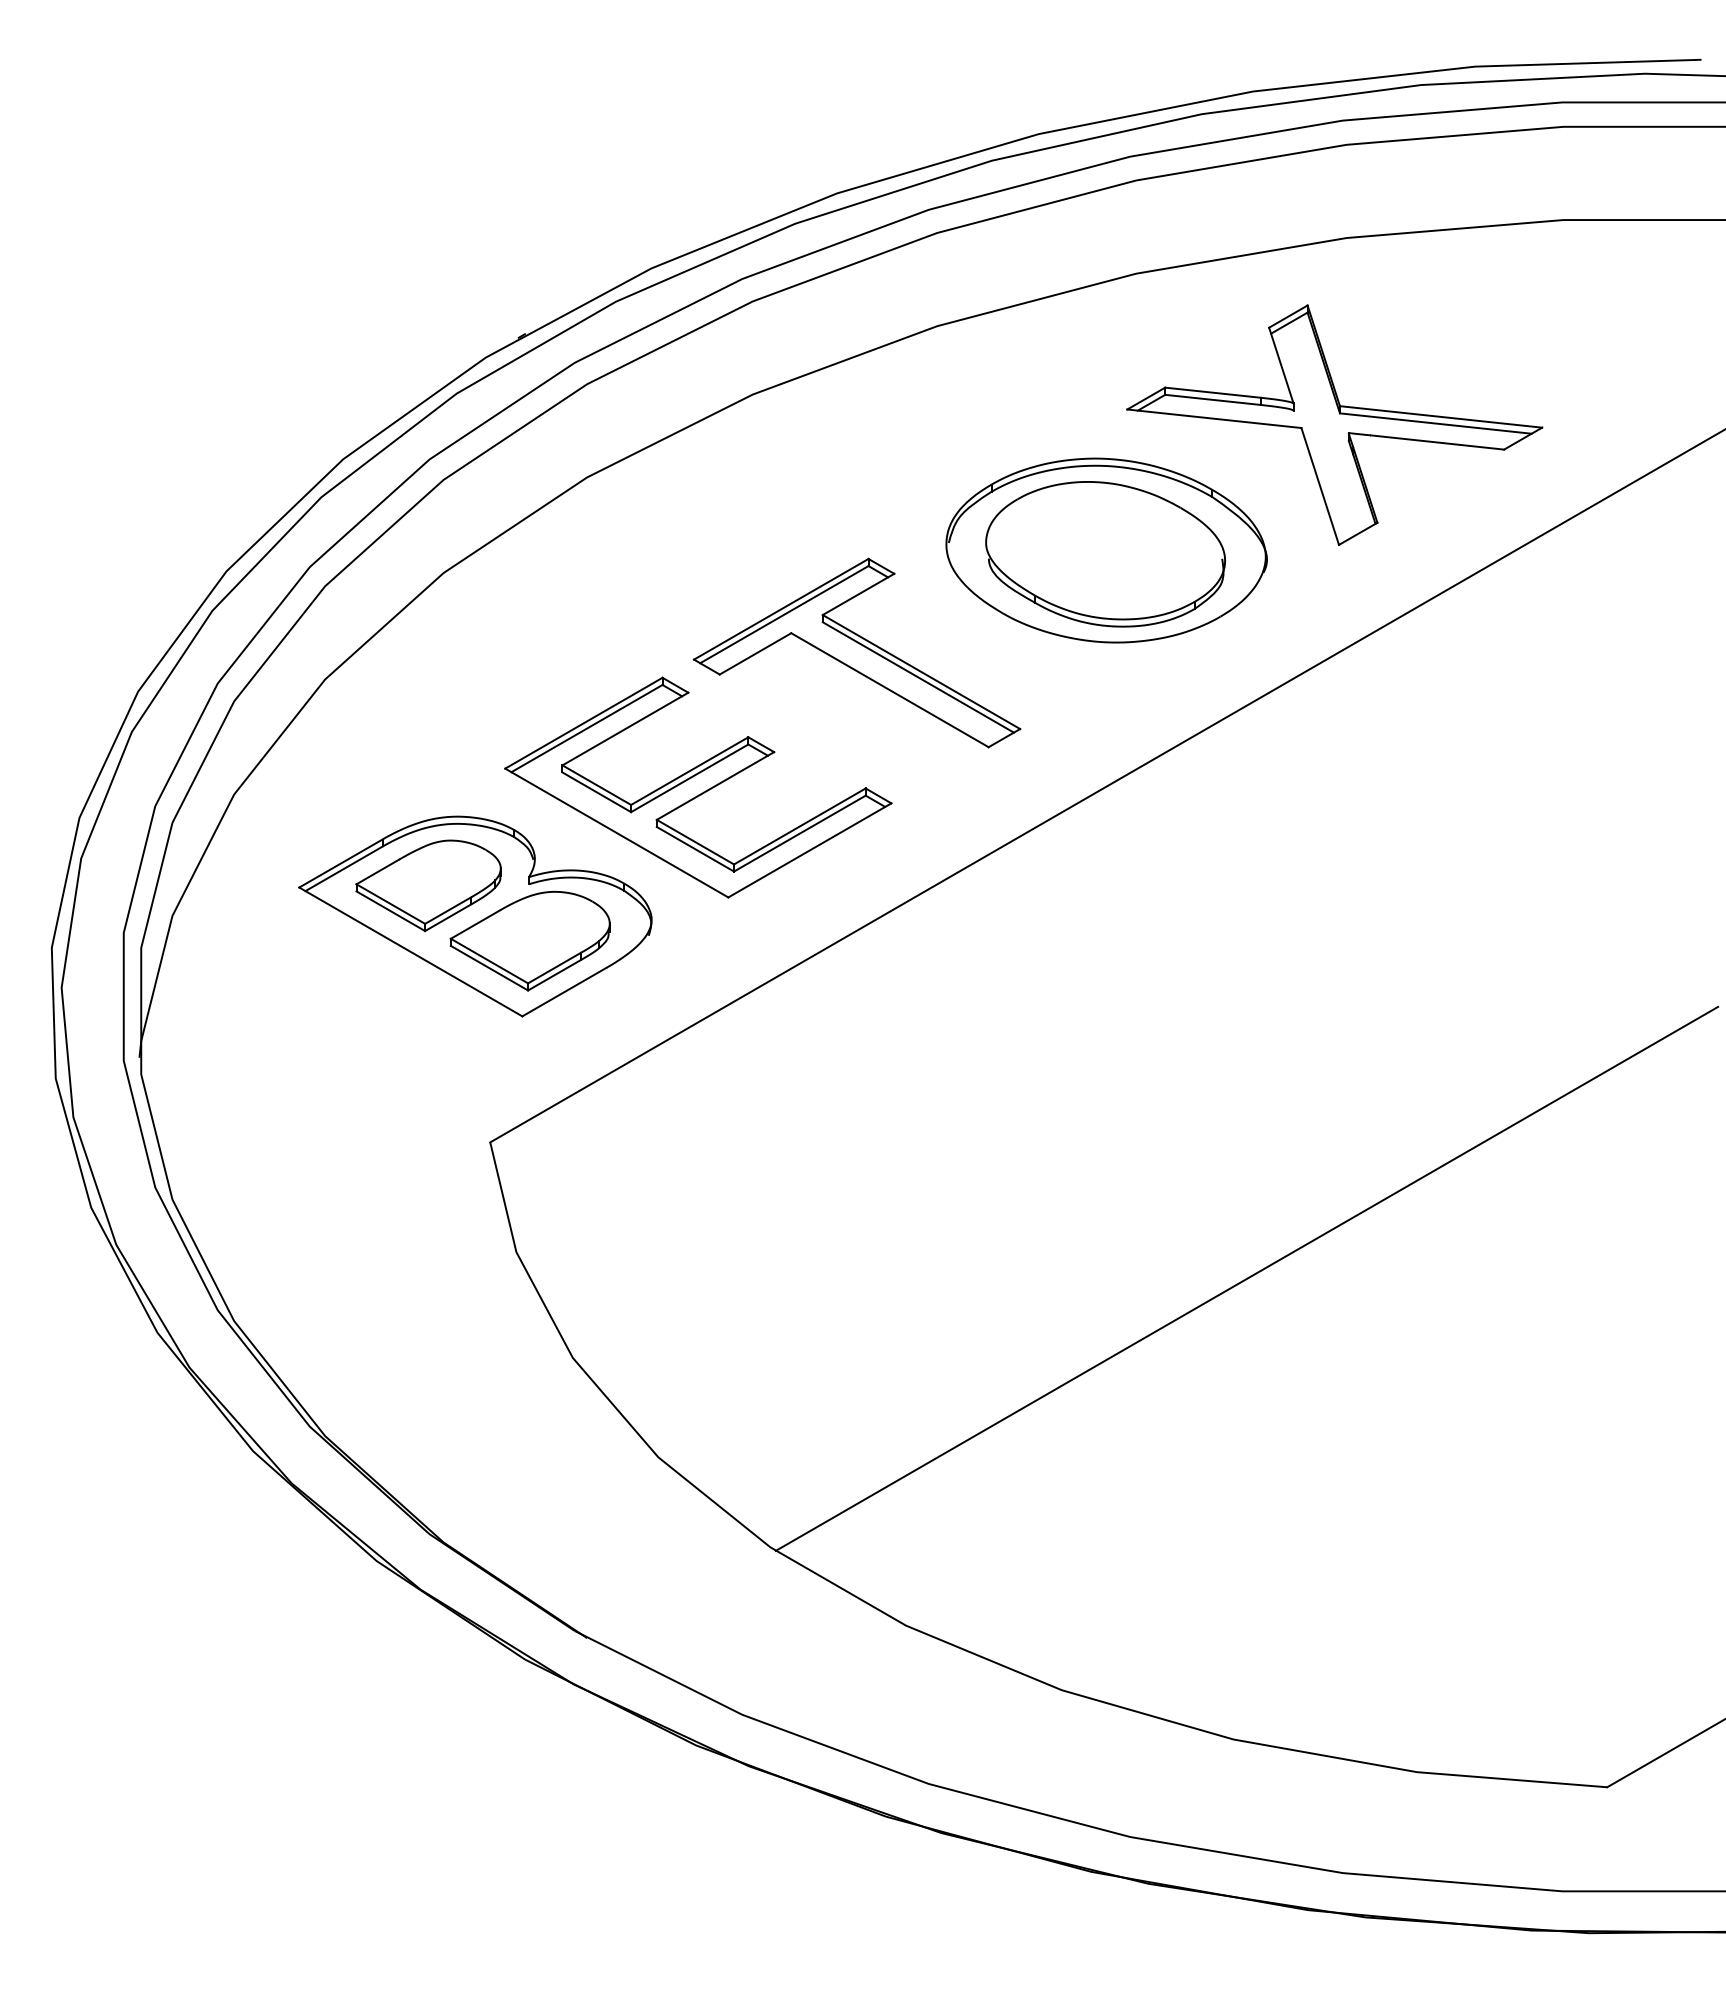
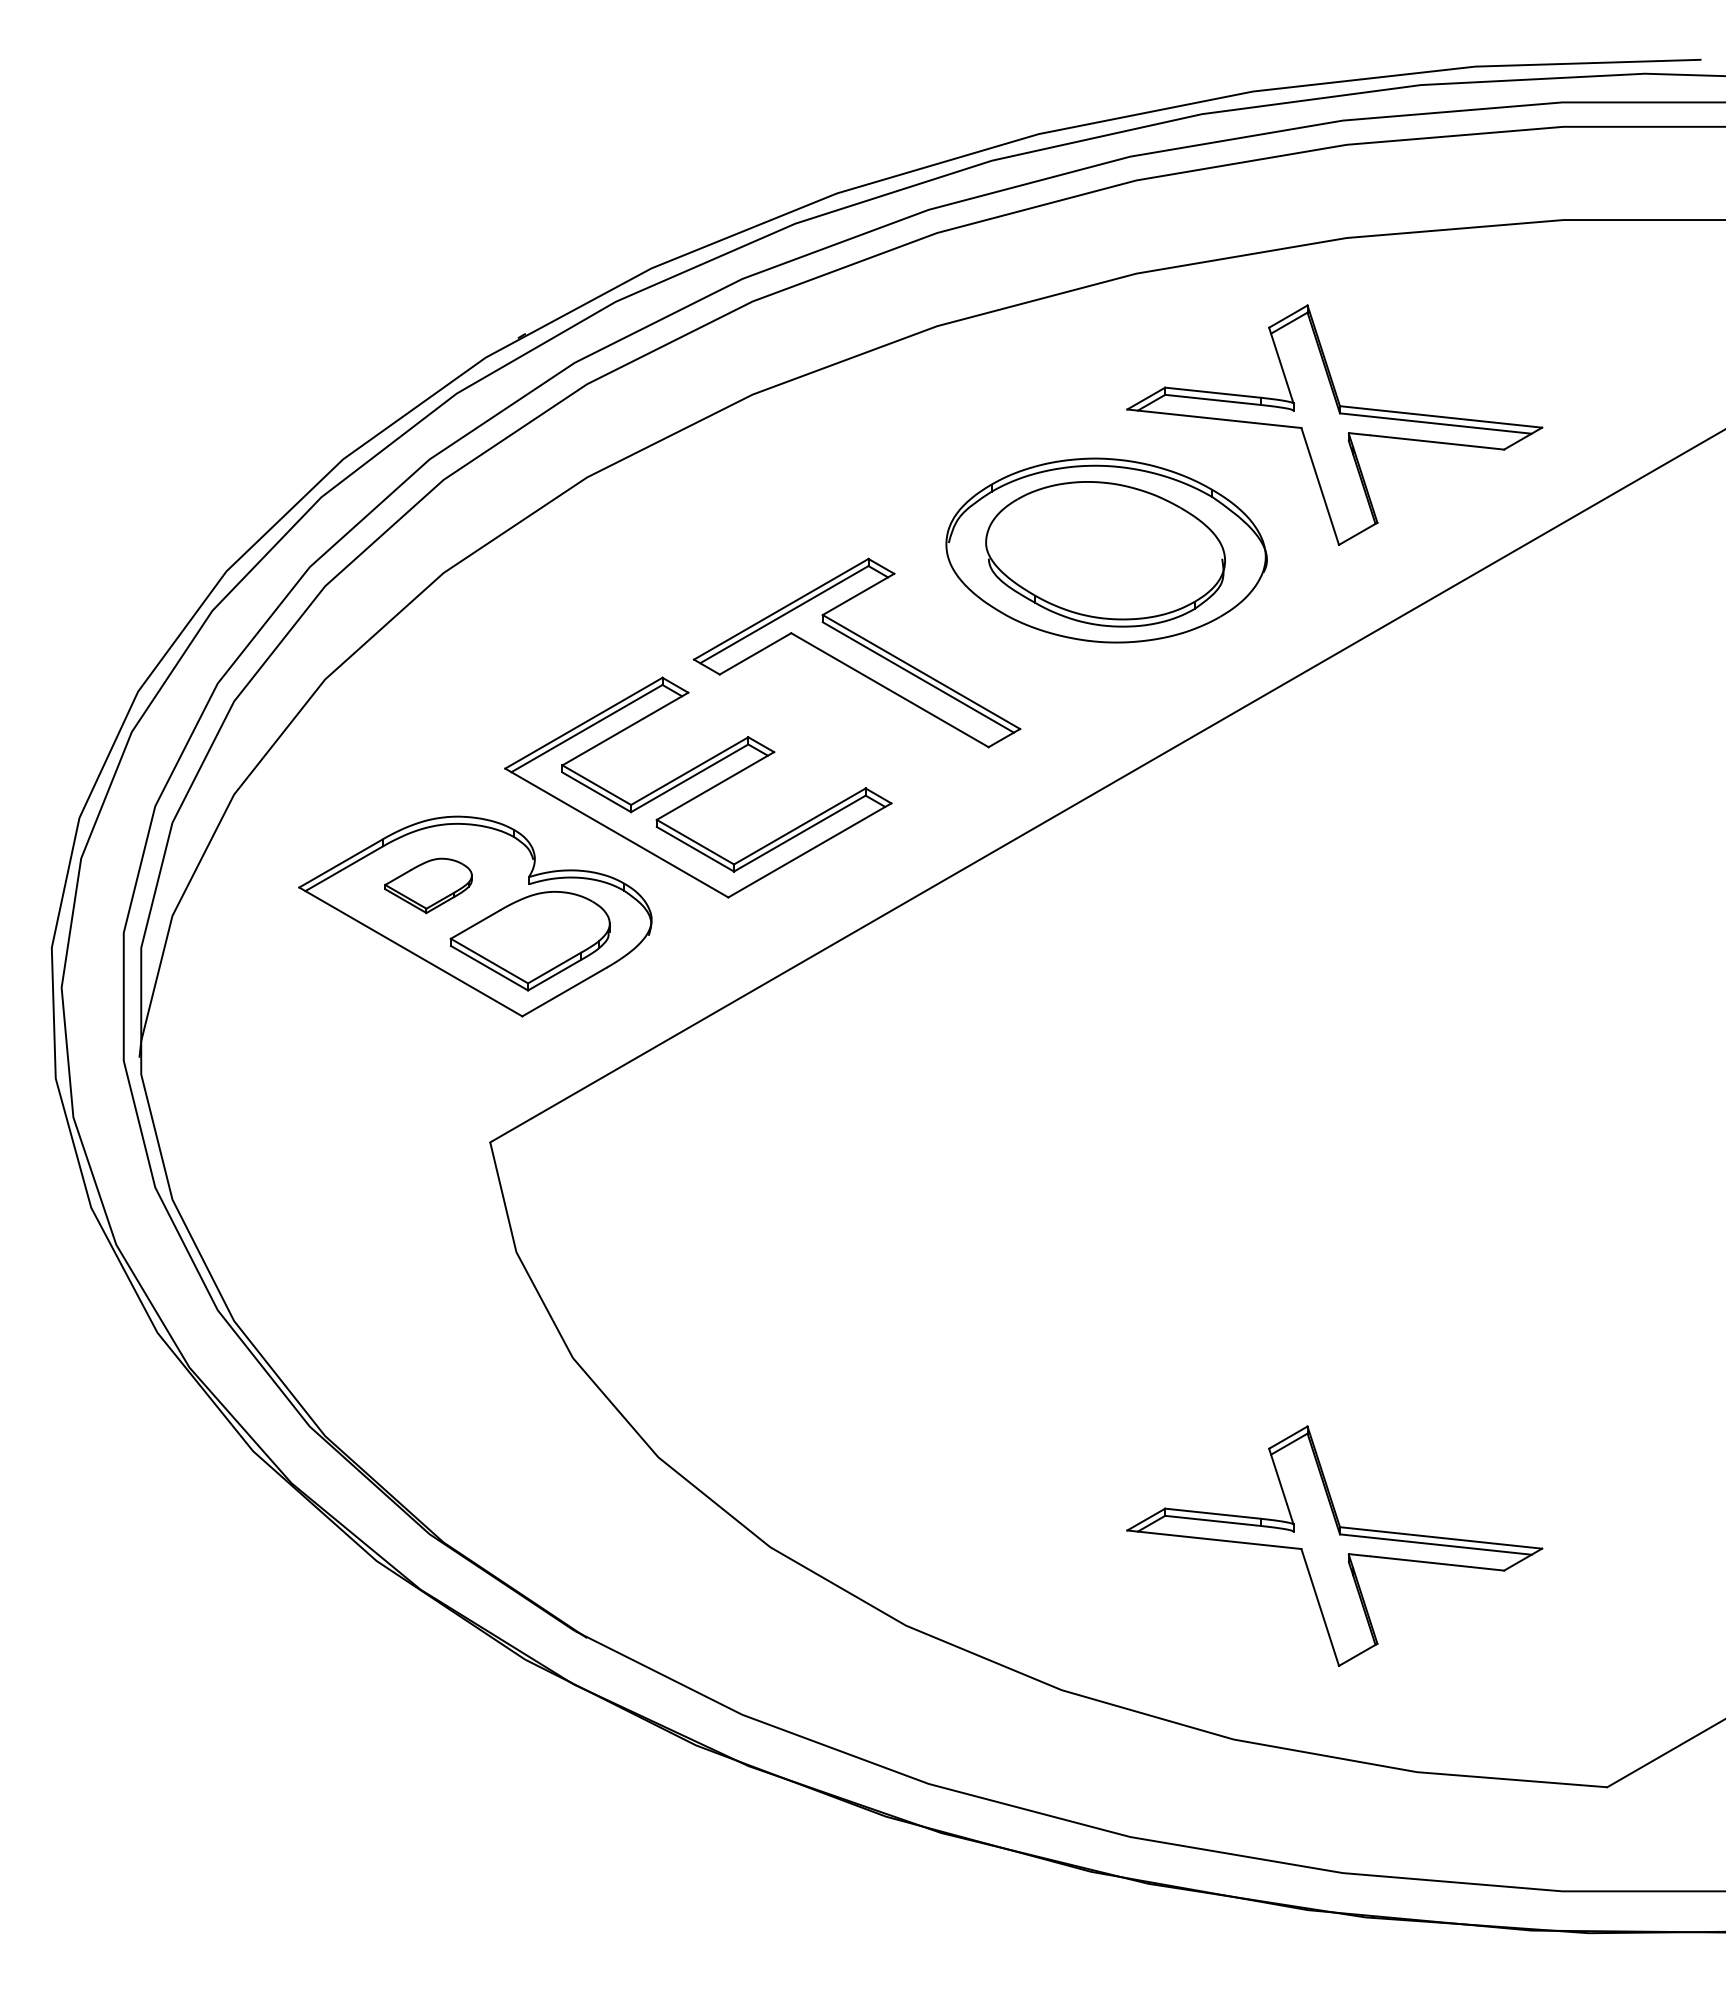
part size: 147x94 px -> 89x58 px (428, 885)
line: present -> none (1246, 1278)
part: none -> present (1334, 1545)
